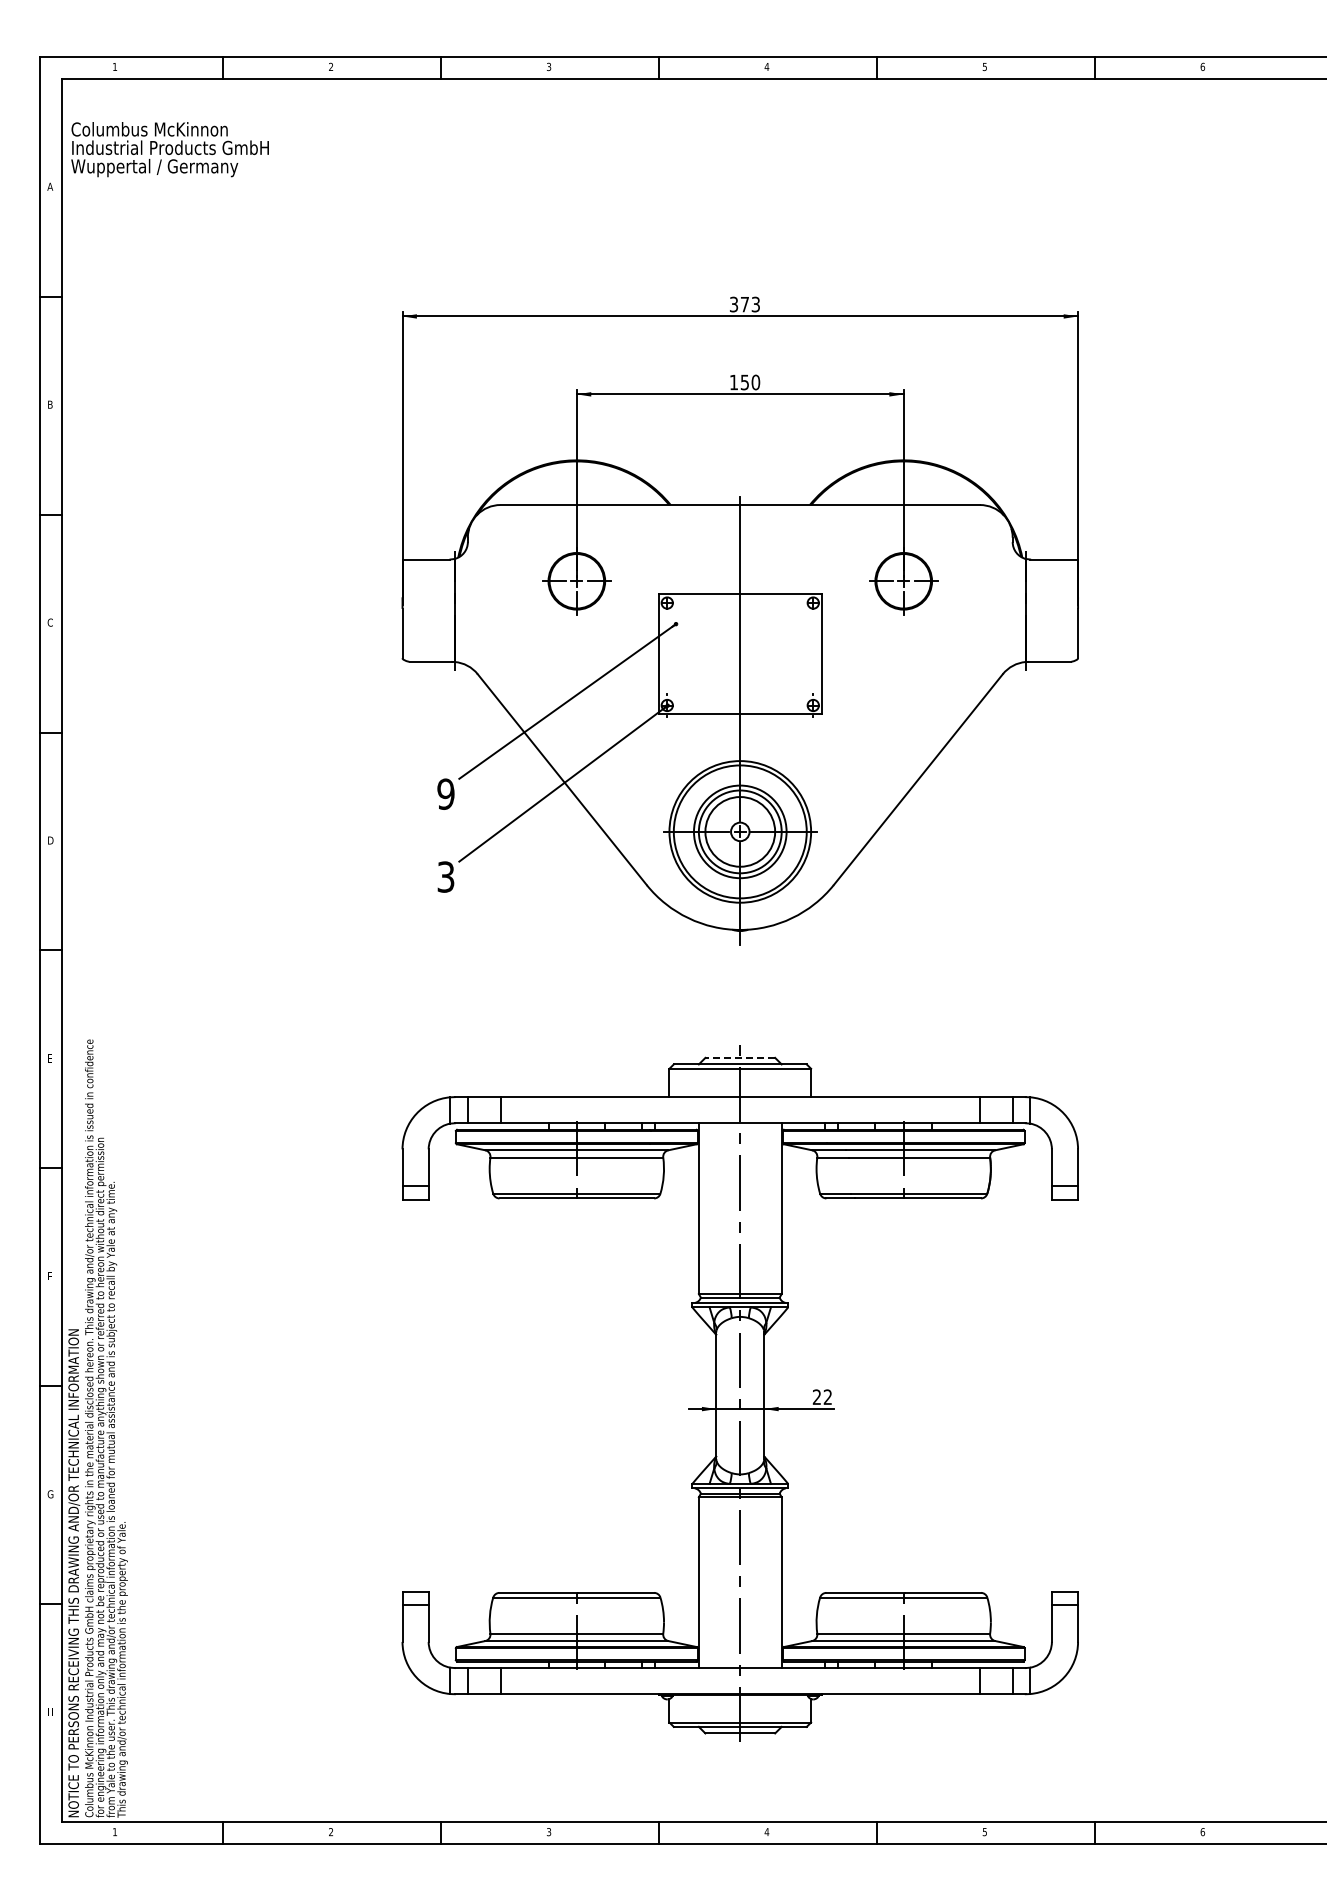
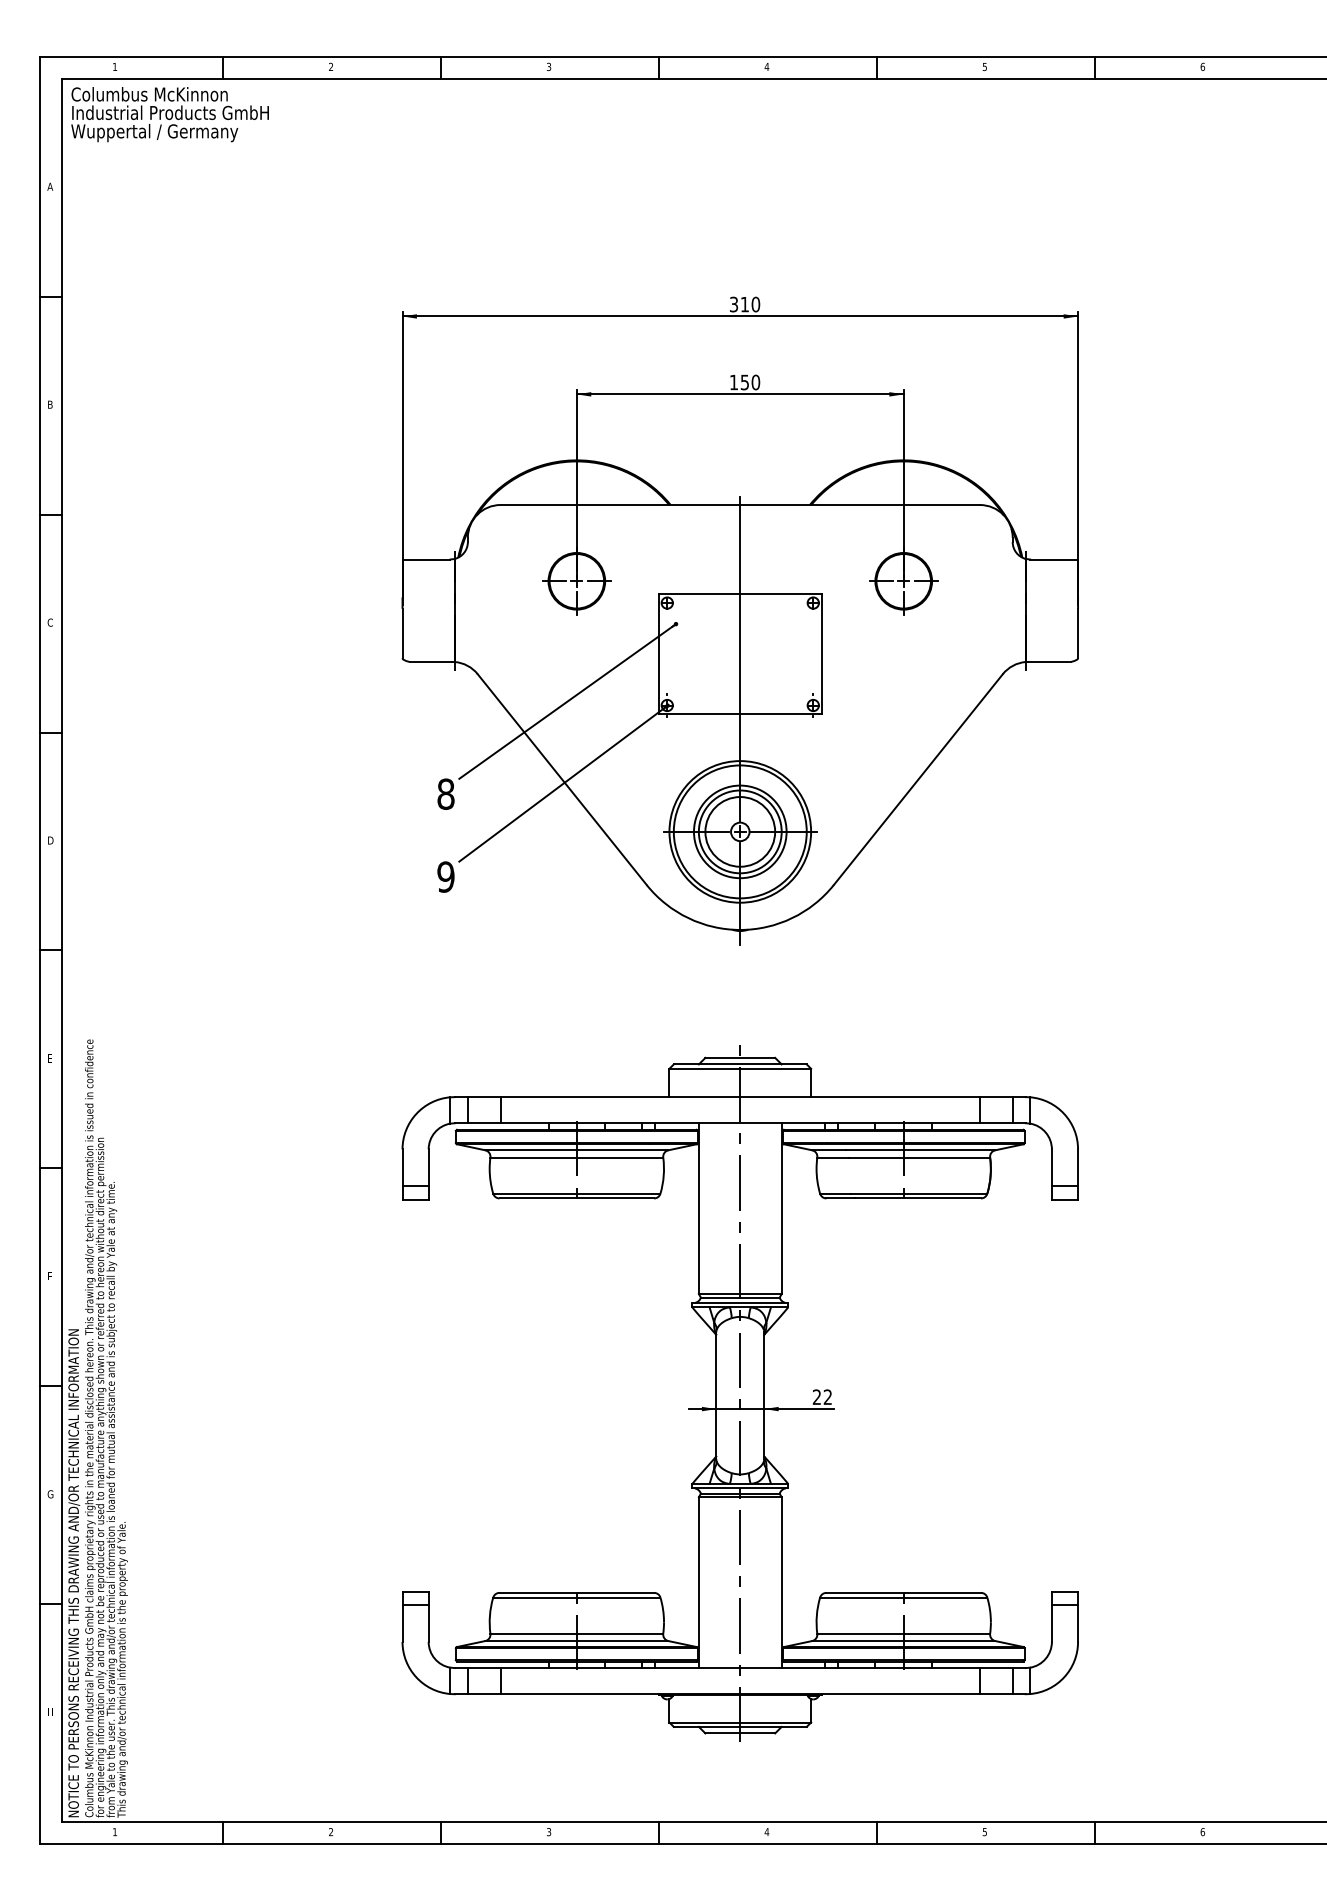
text position: (169, 149) -> (169, 114) (169, 114)
text: 373 -> 310 (750, 304)
text: 9 -> 8 (445, 793)
text: 3 -> 9 (445, 876)
line: dashed -> solid (740, 1057)
